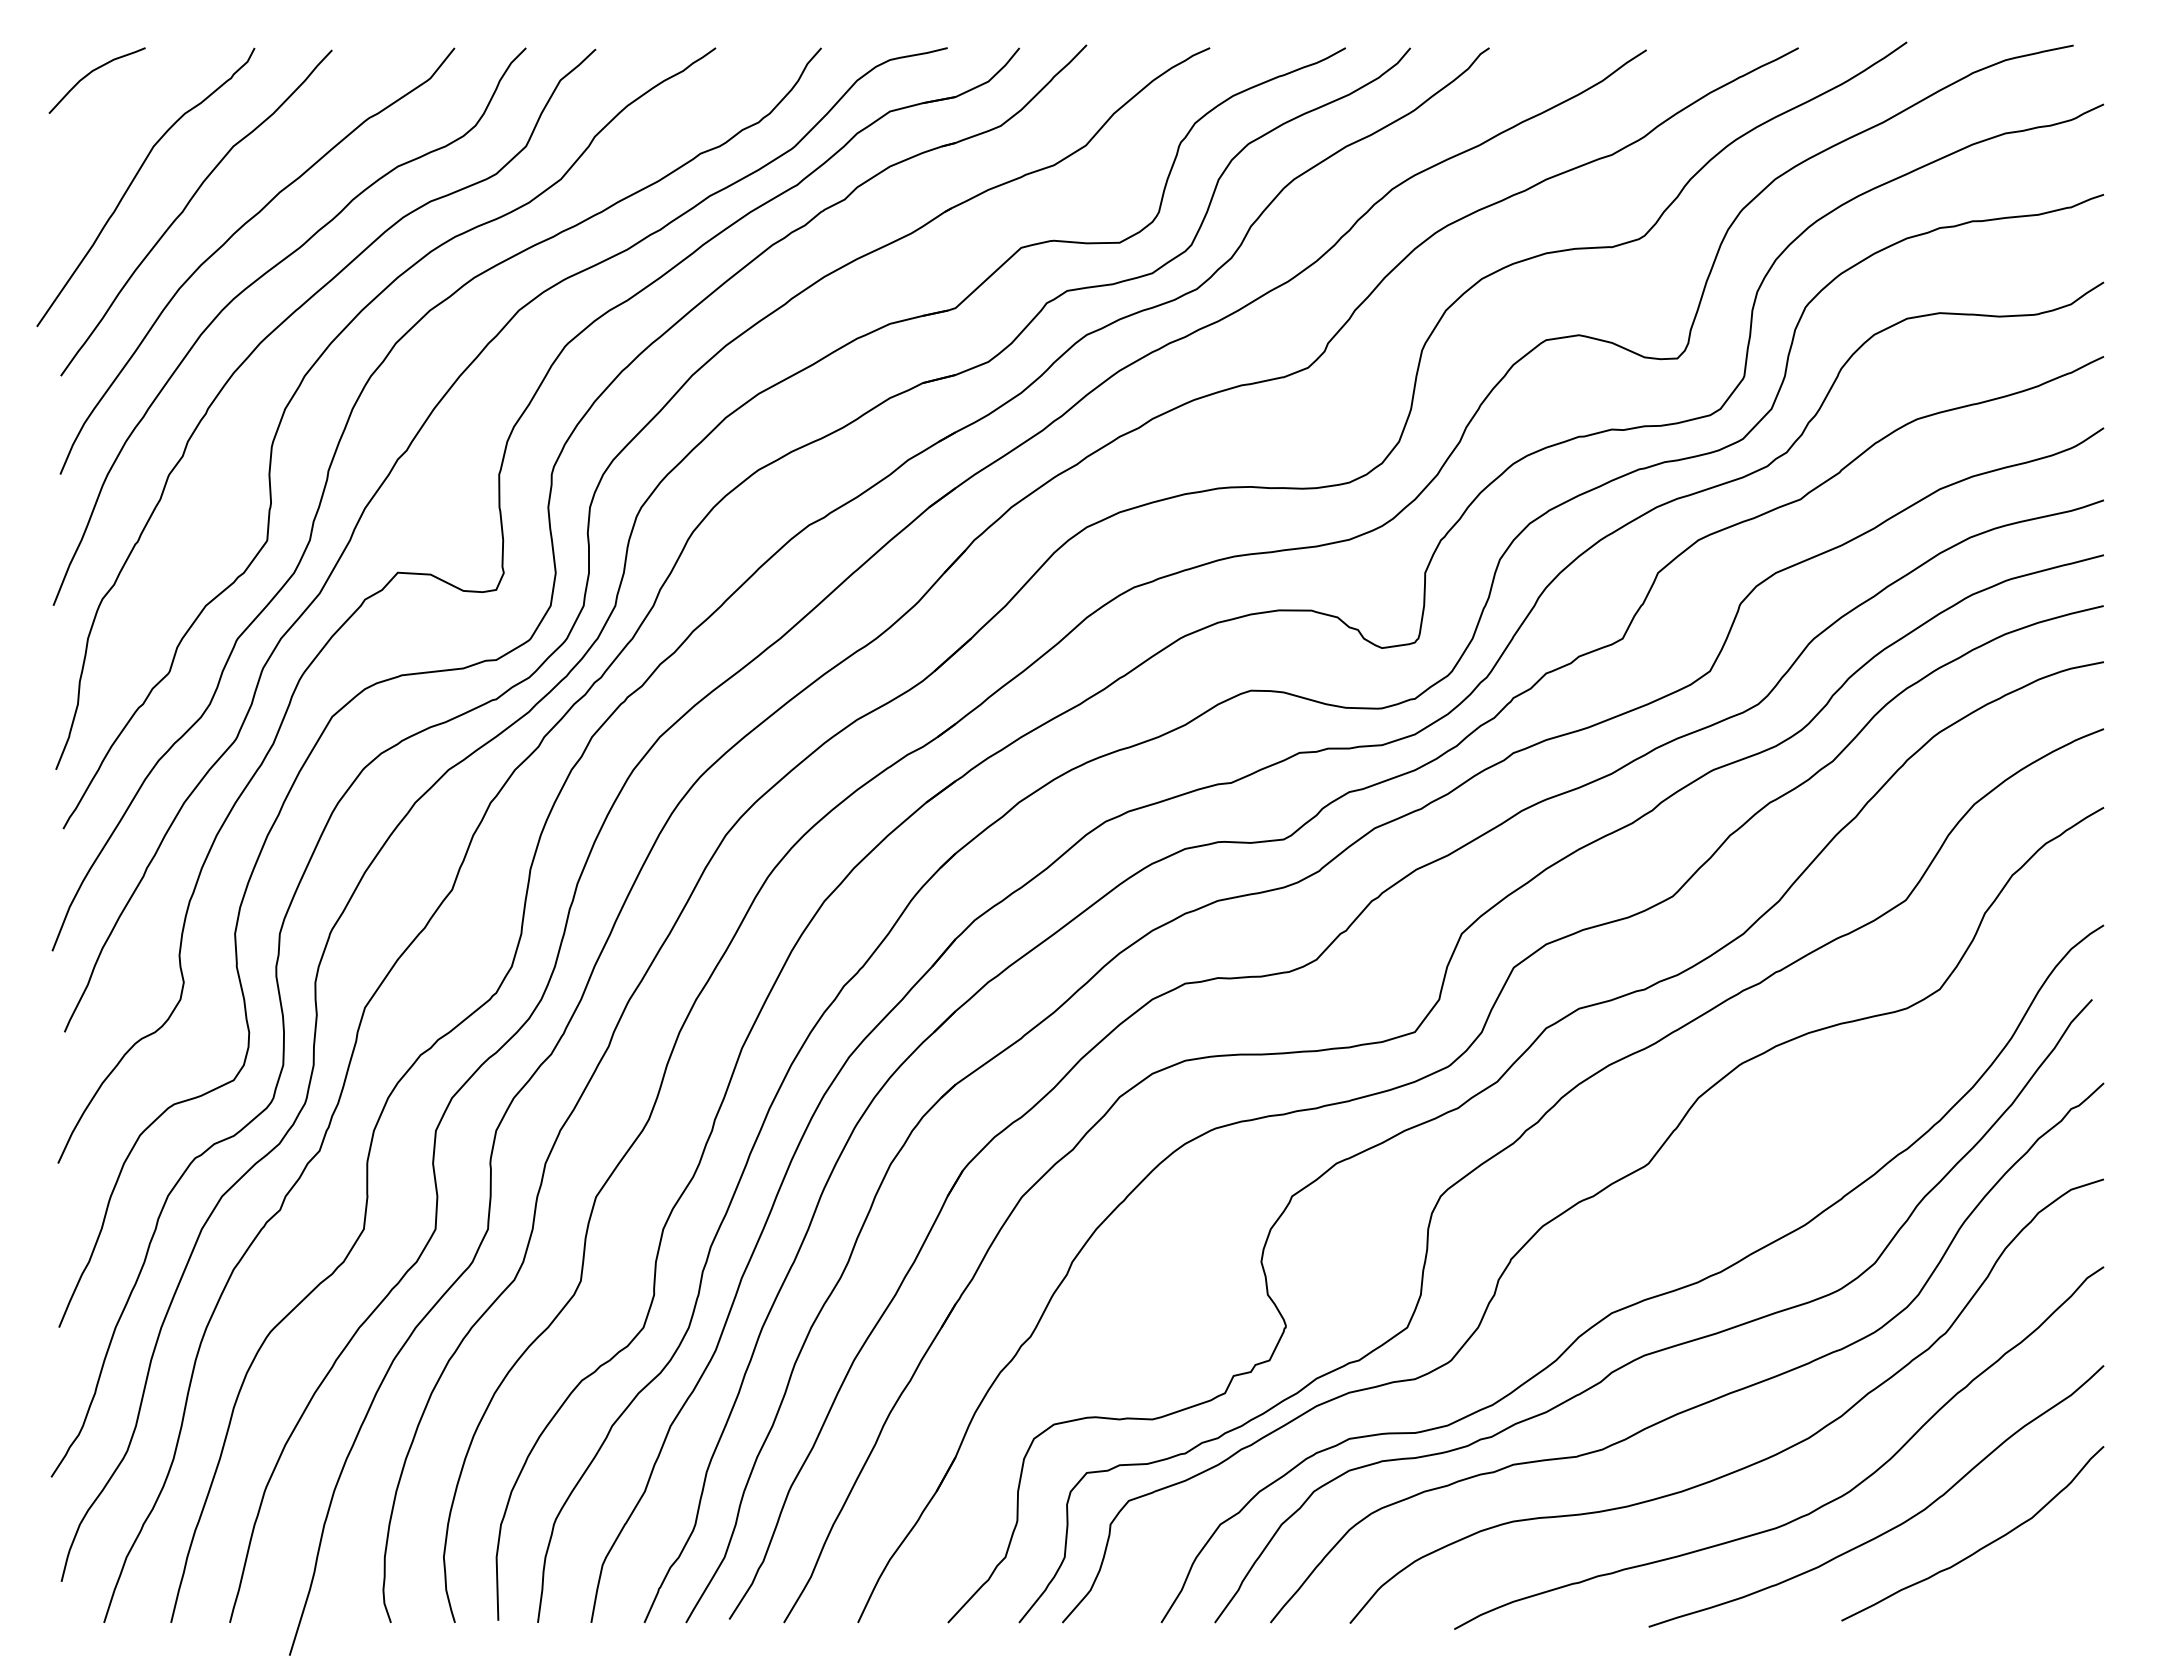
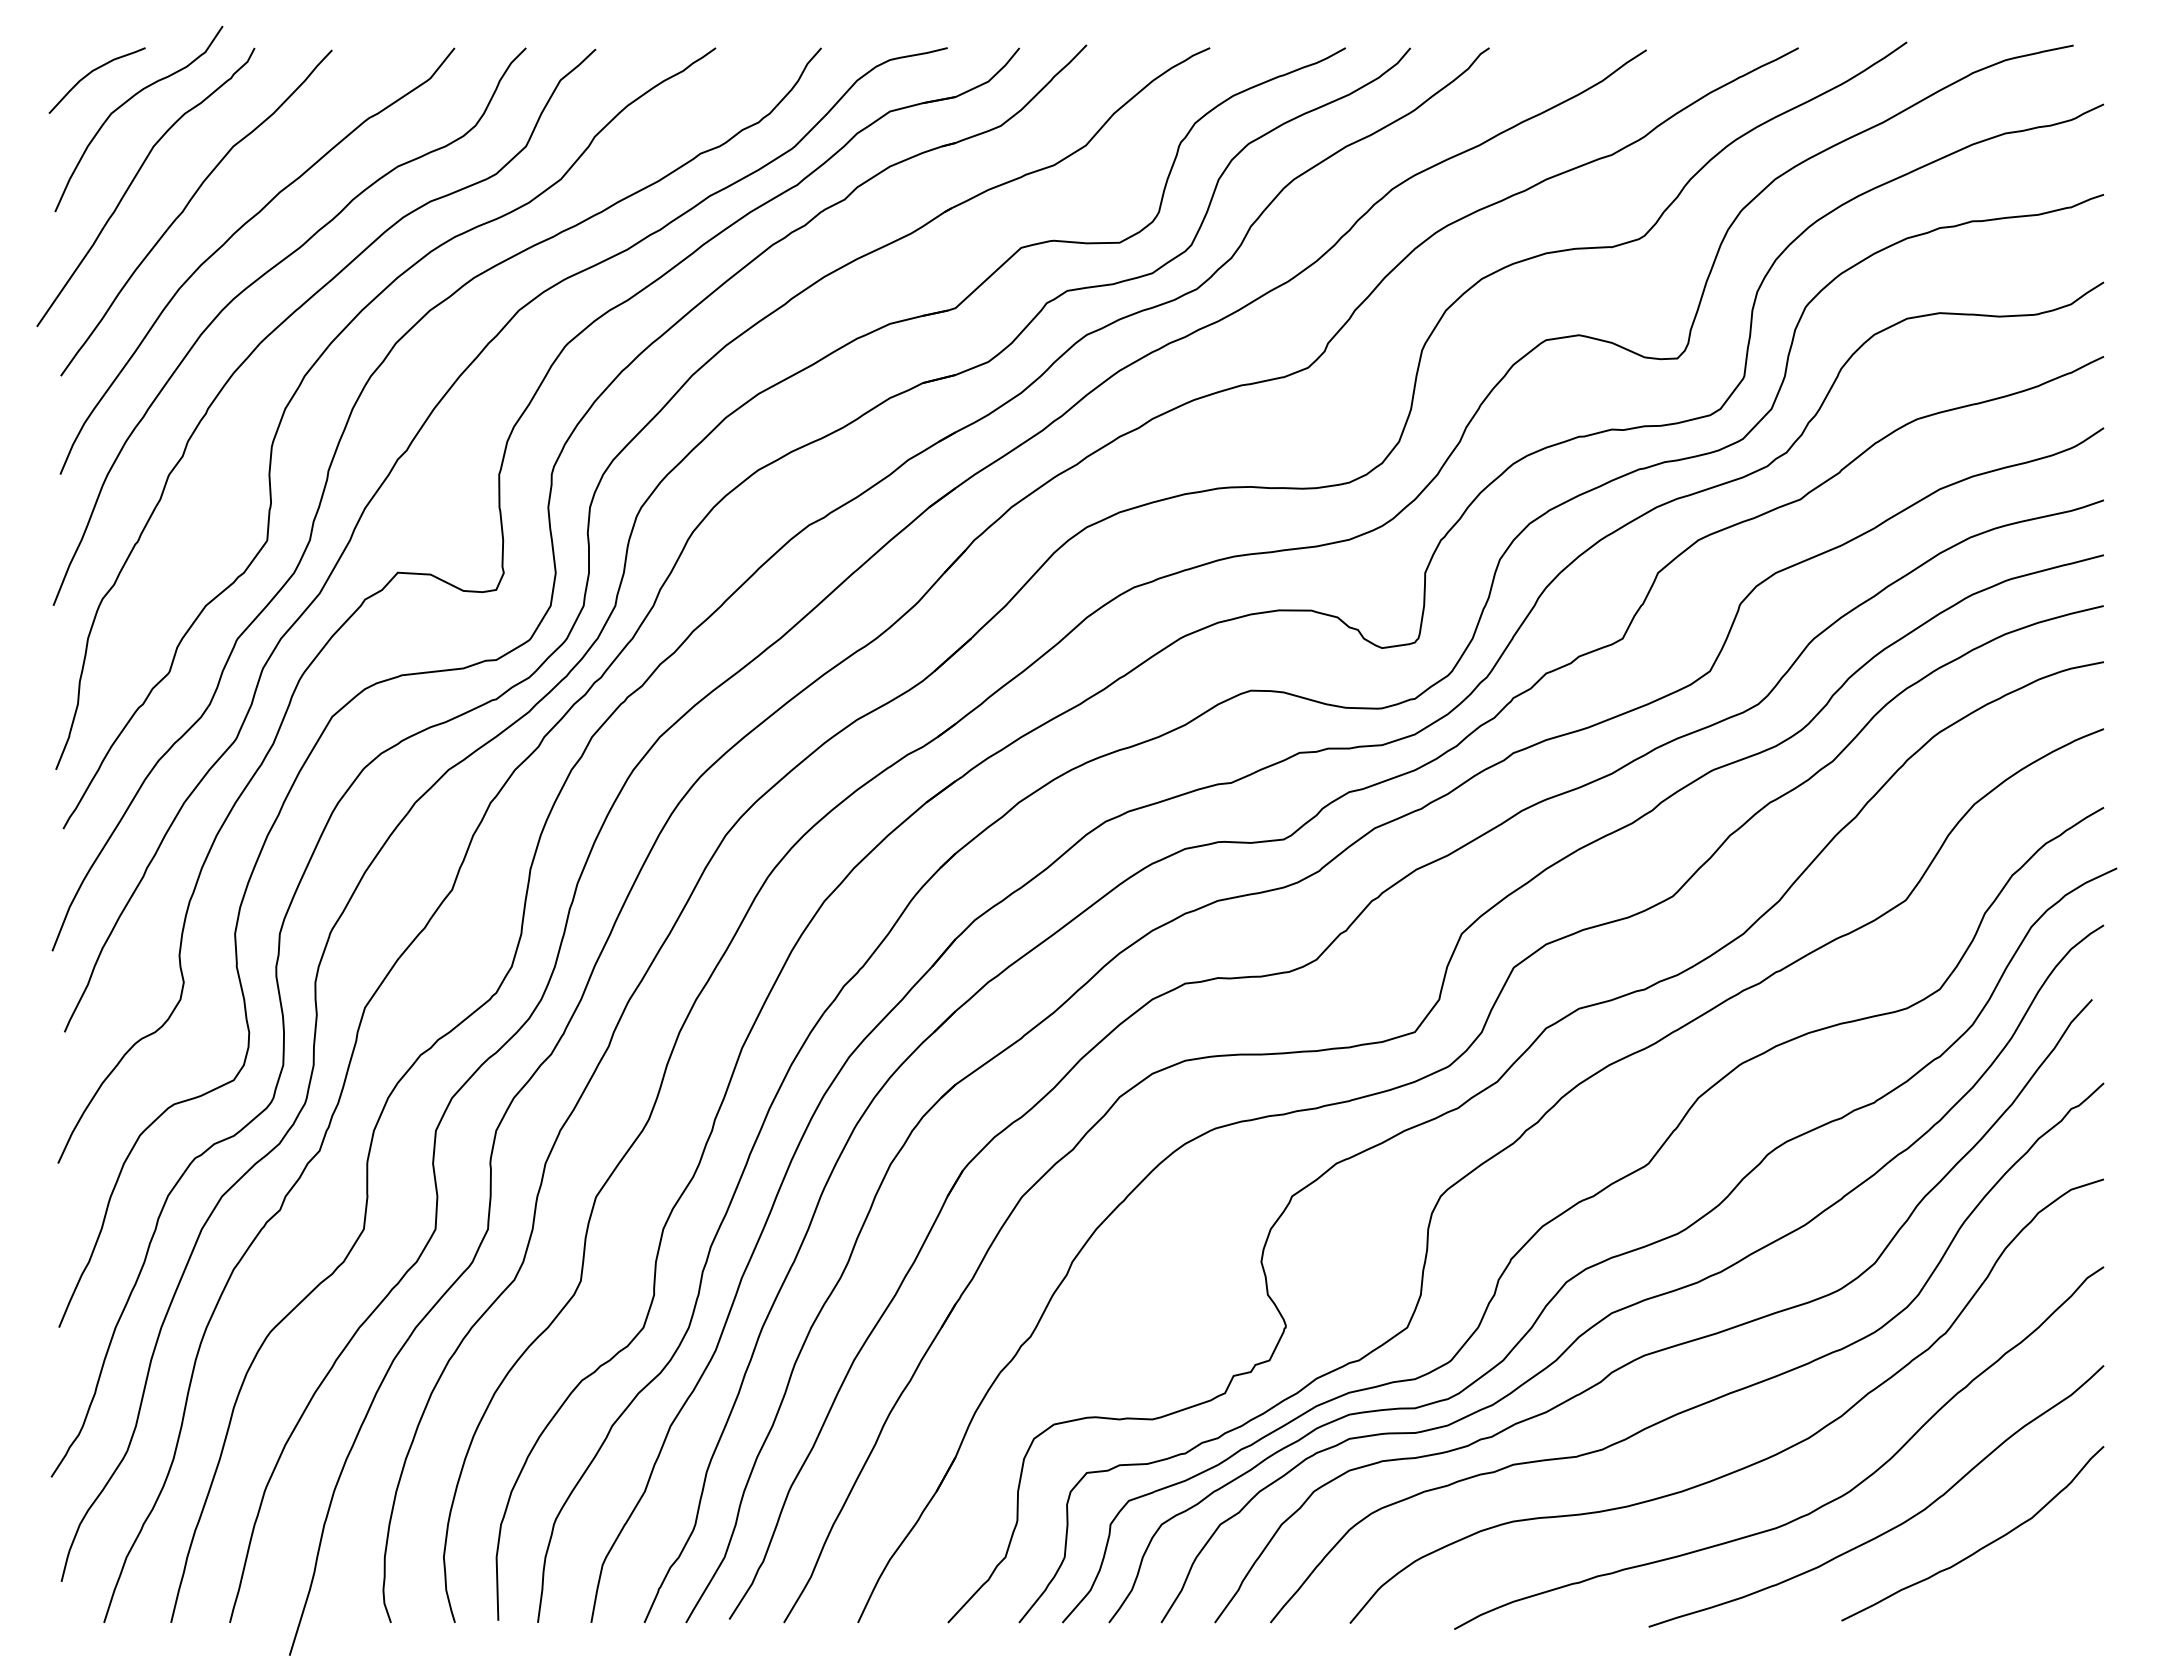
curve: none -> present (127, 102)
curve: none -> present (1614, 1255)
